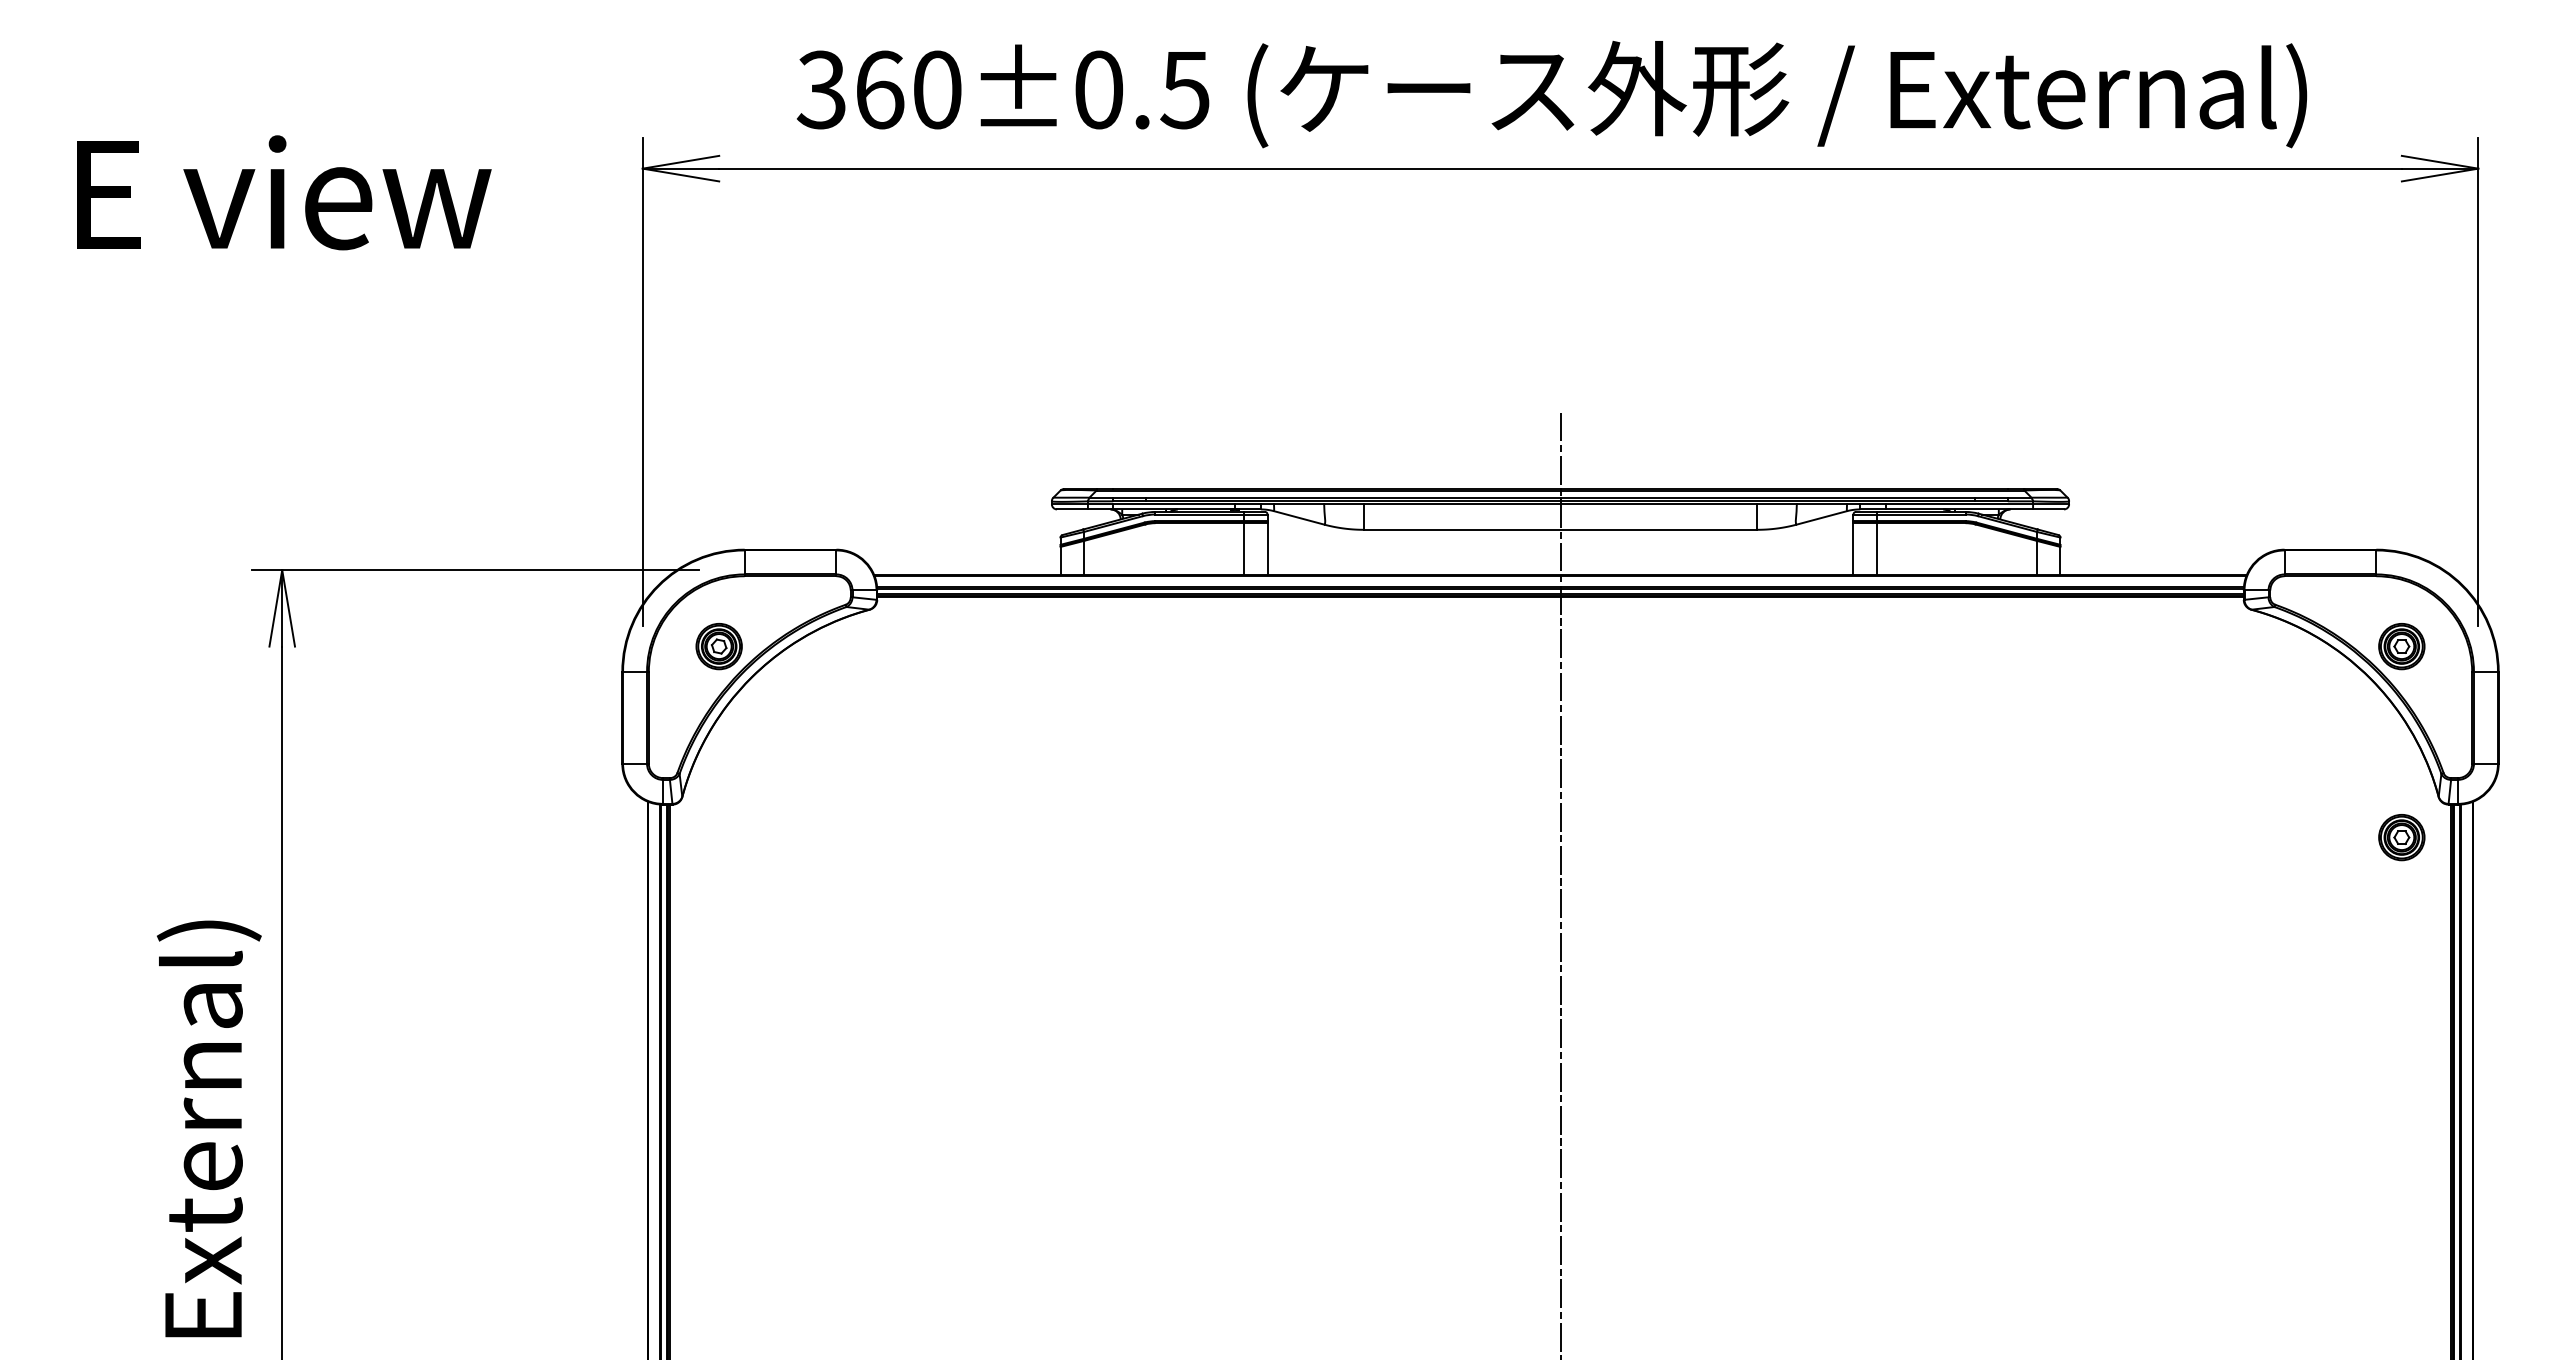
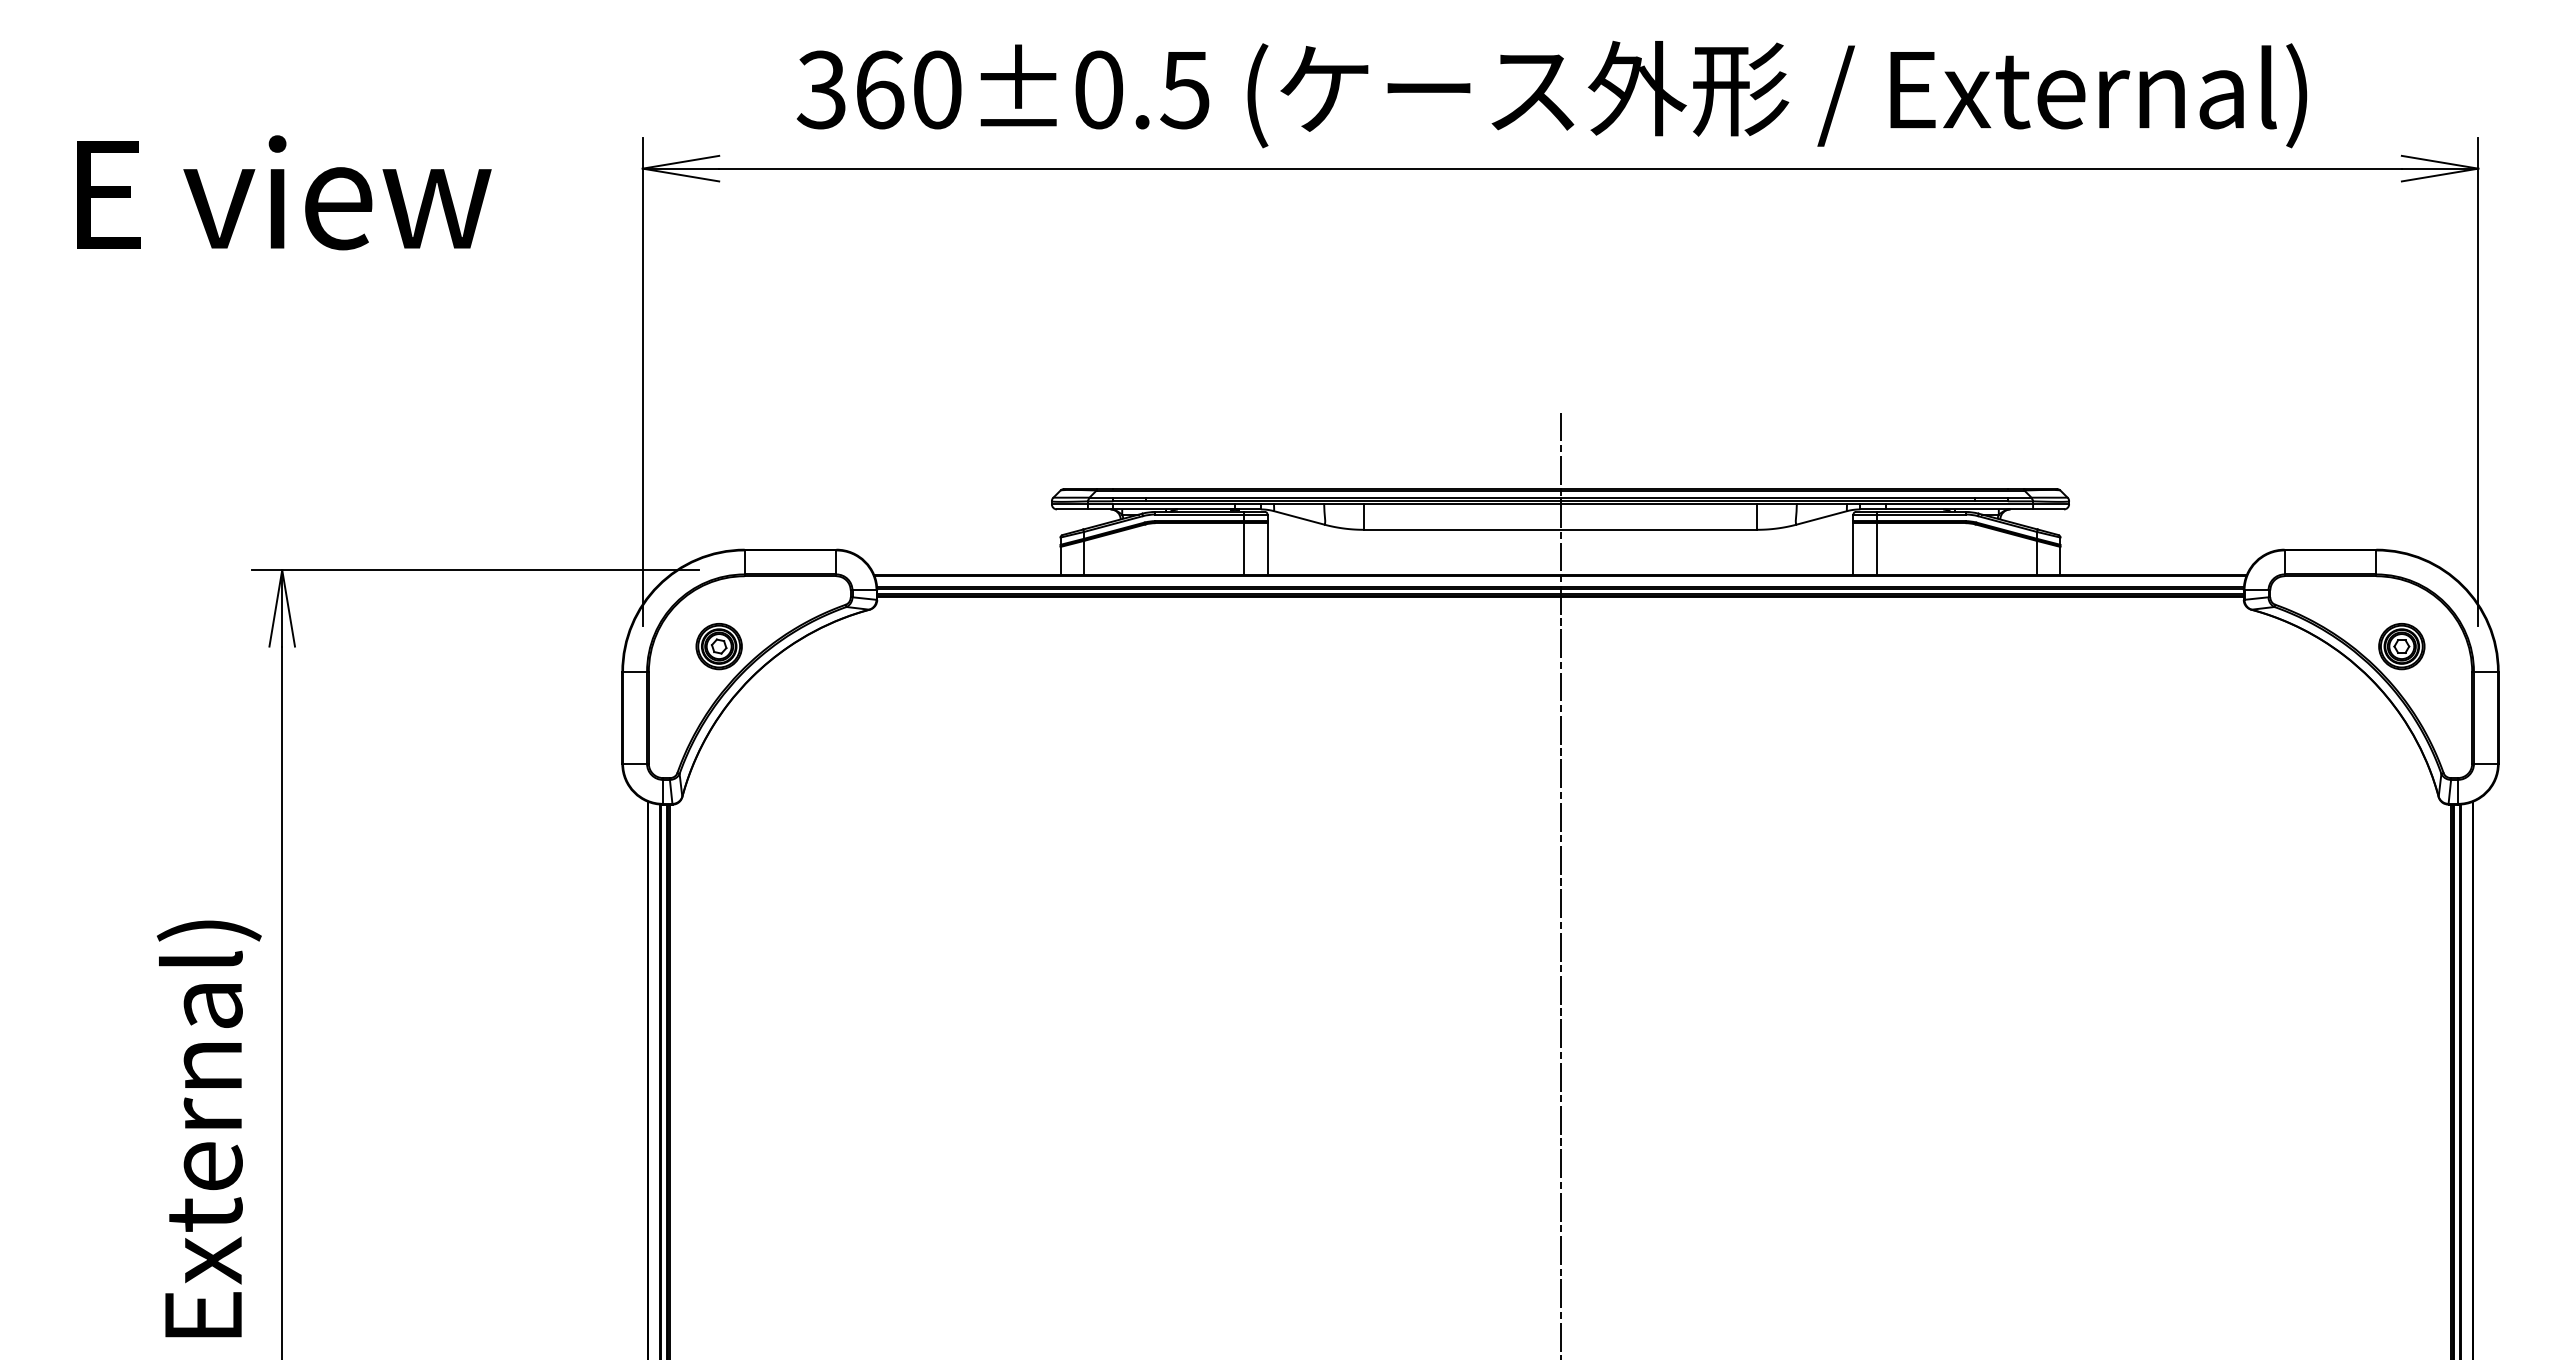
part: present -> none (2401, 837)
